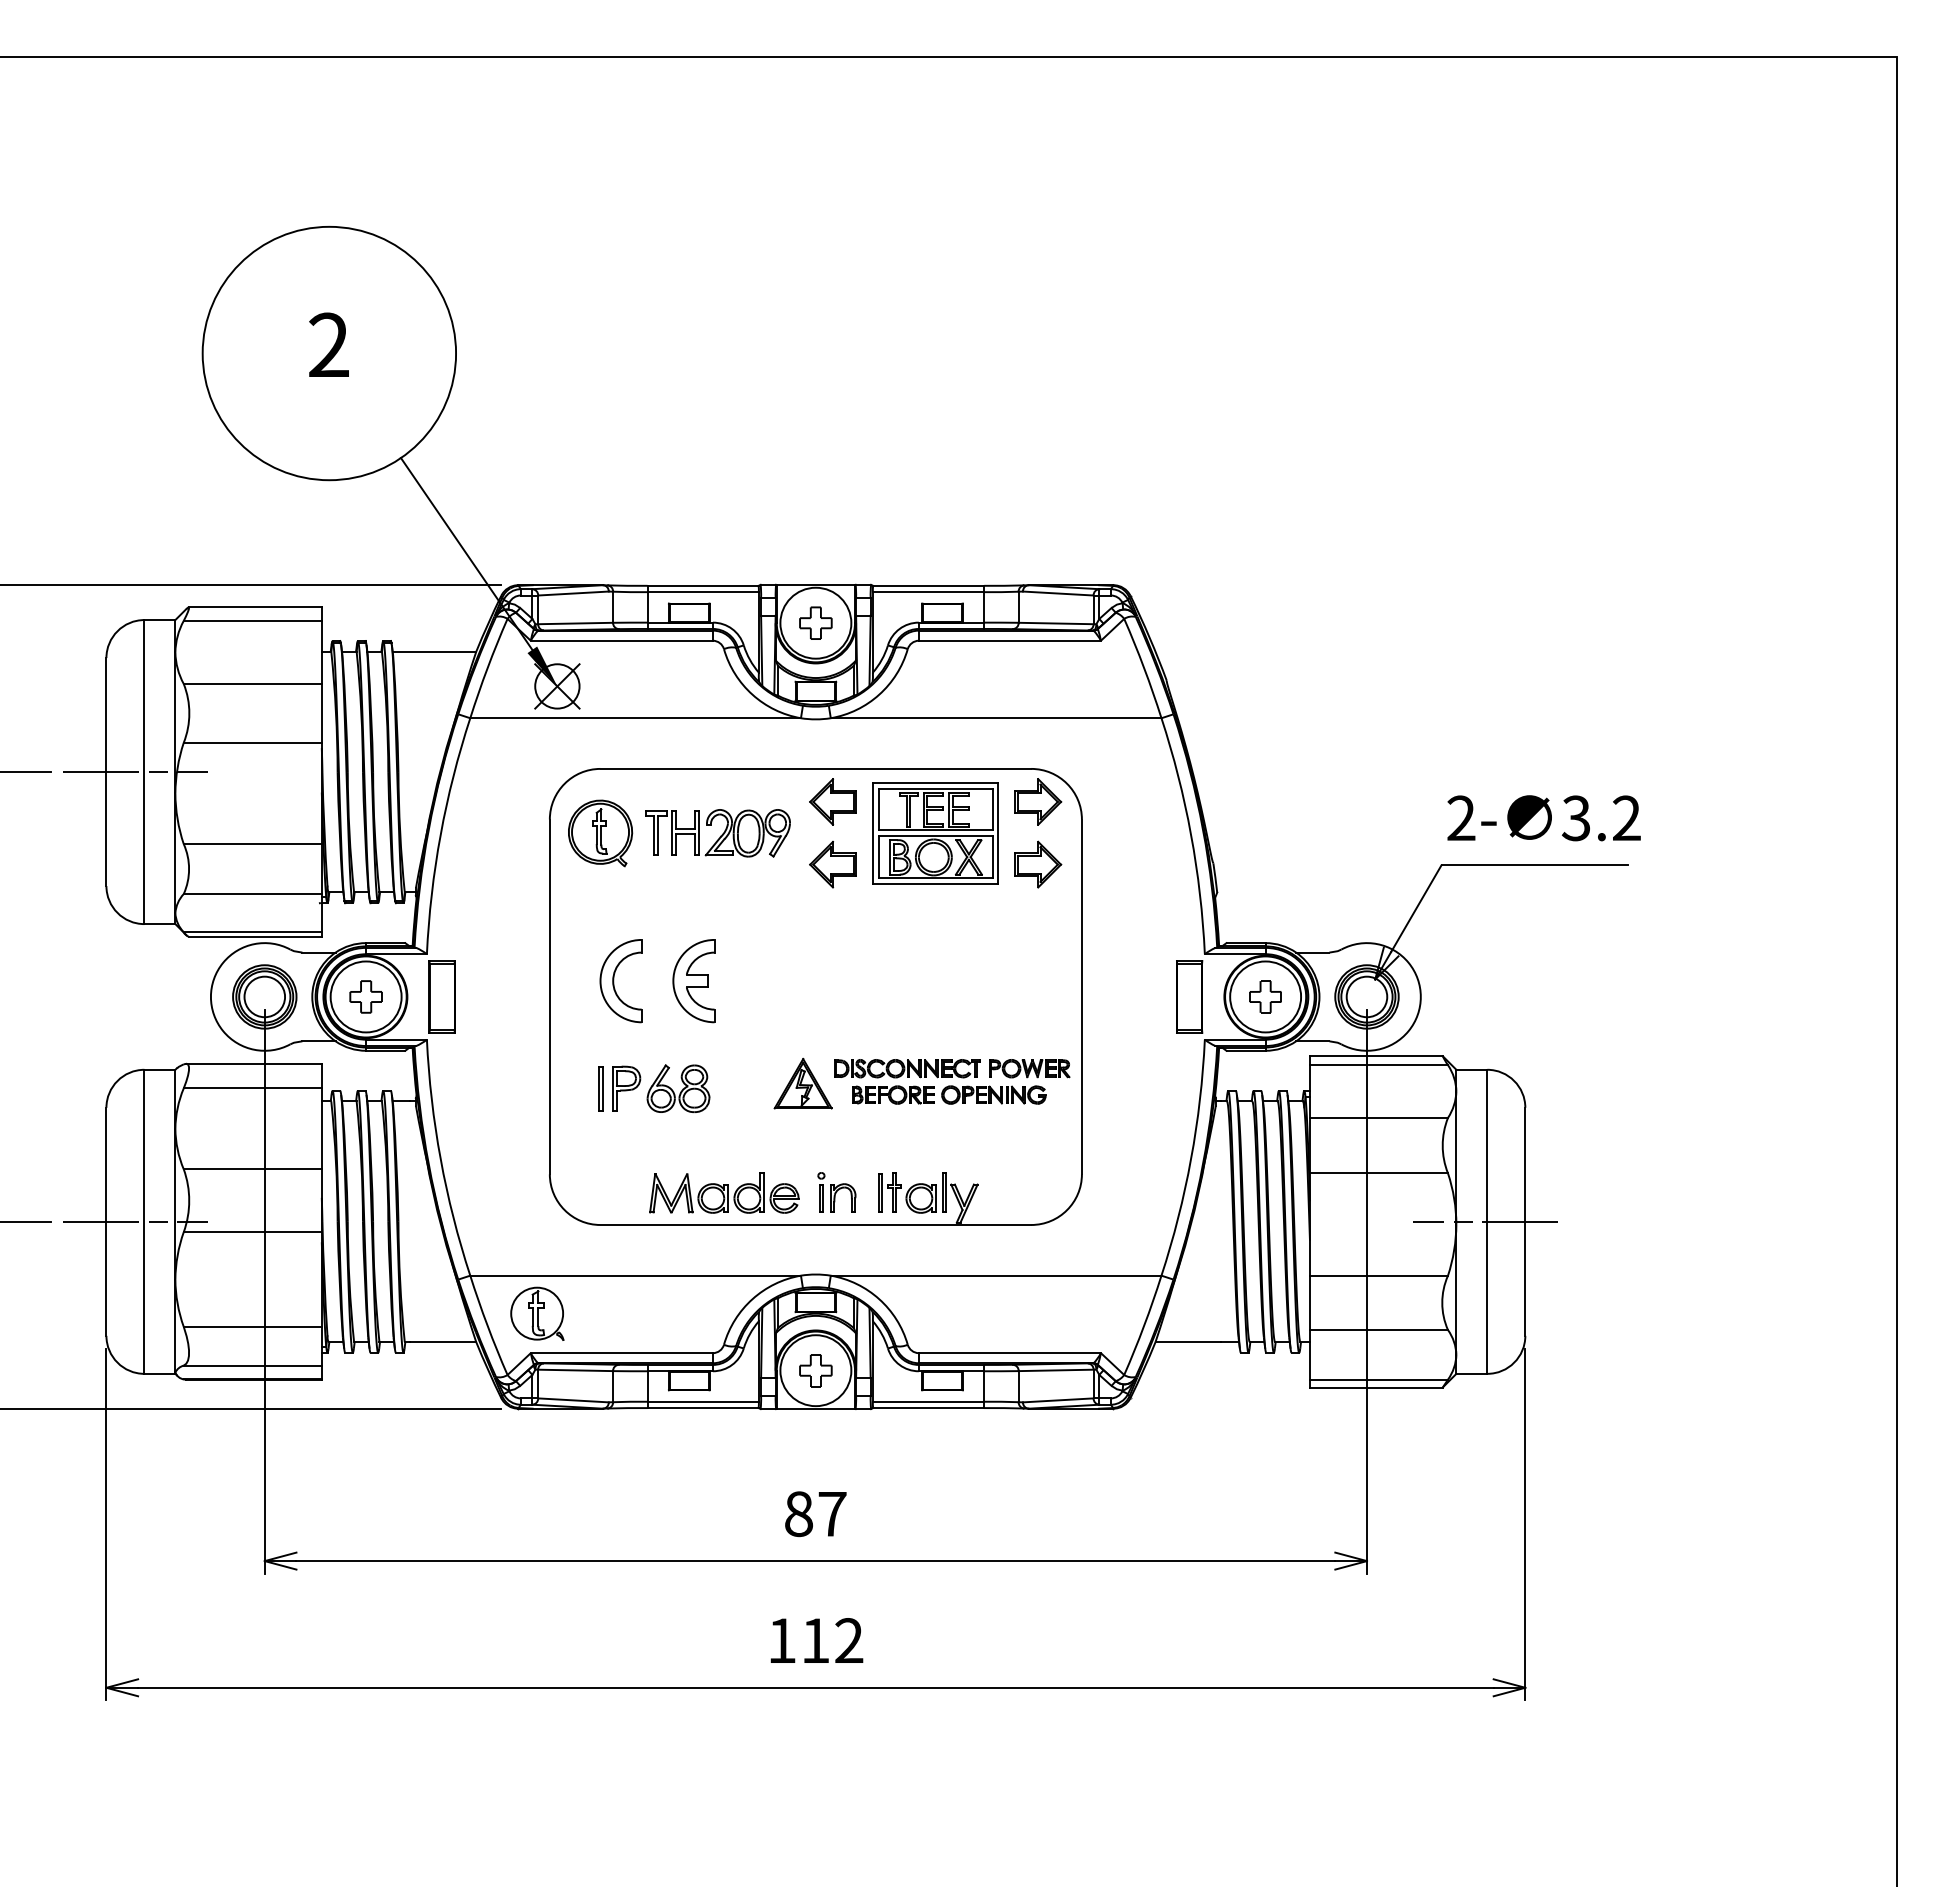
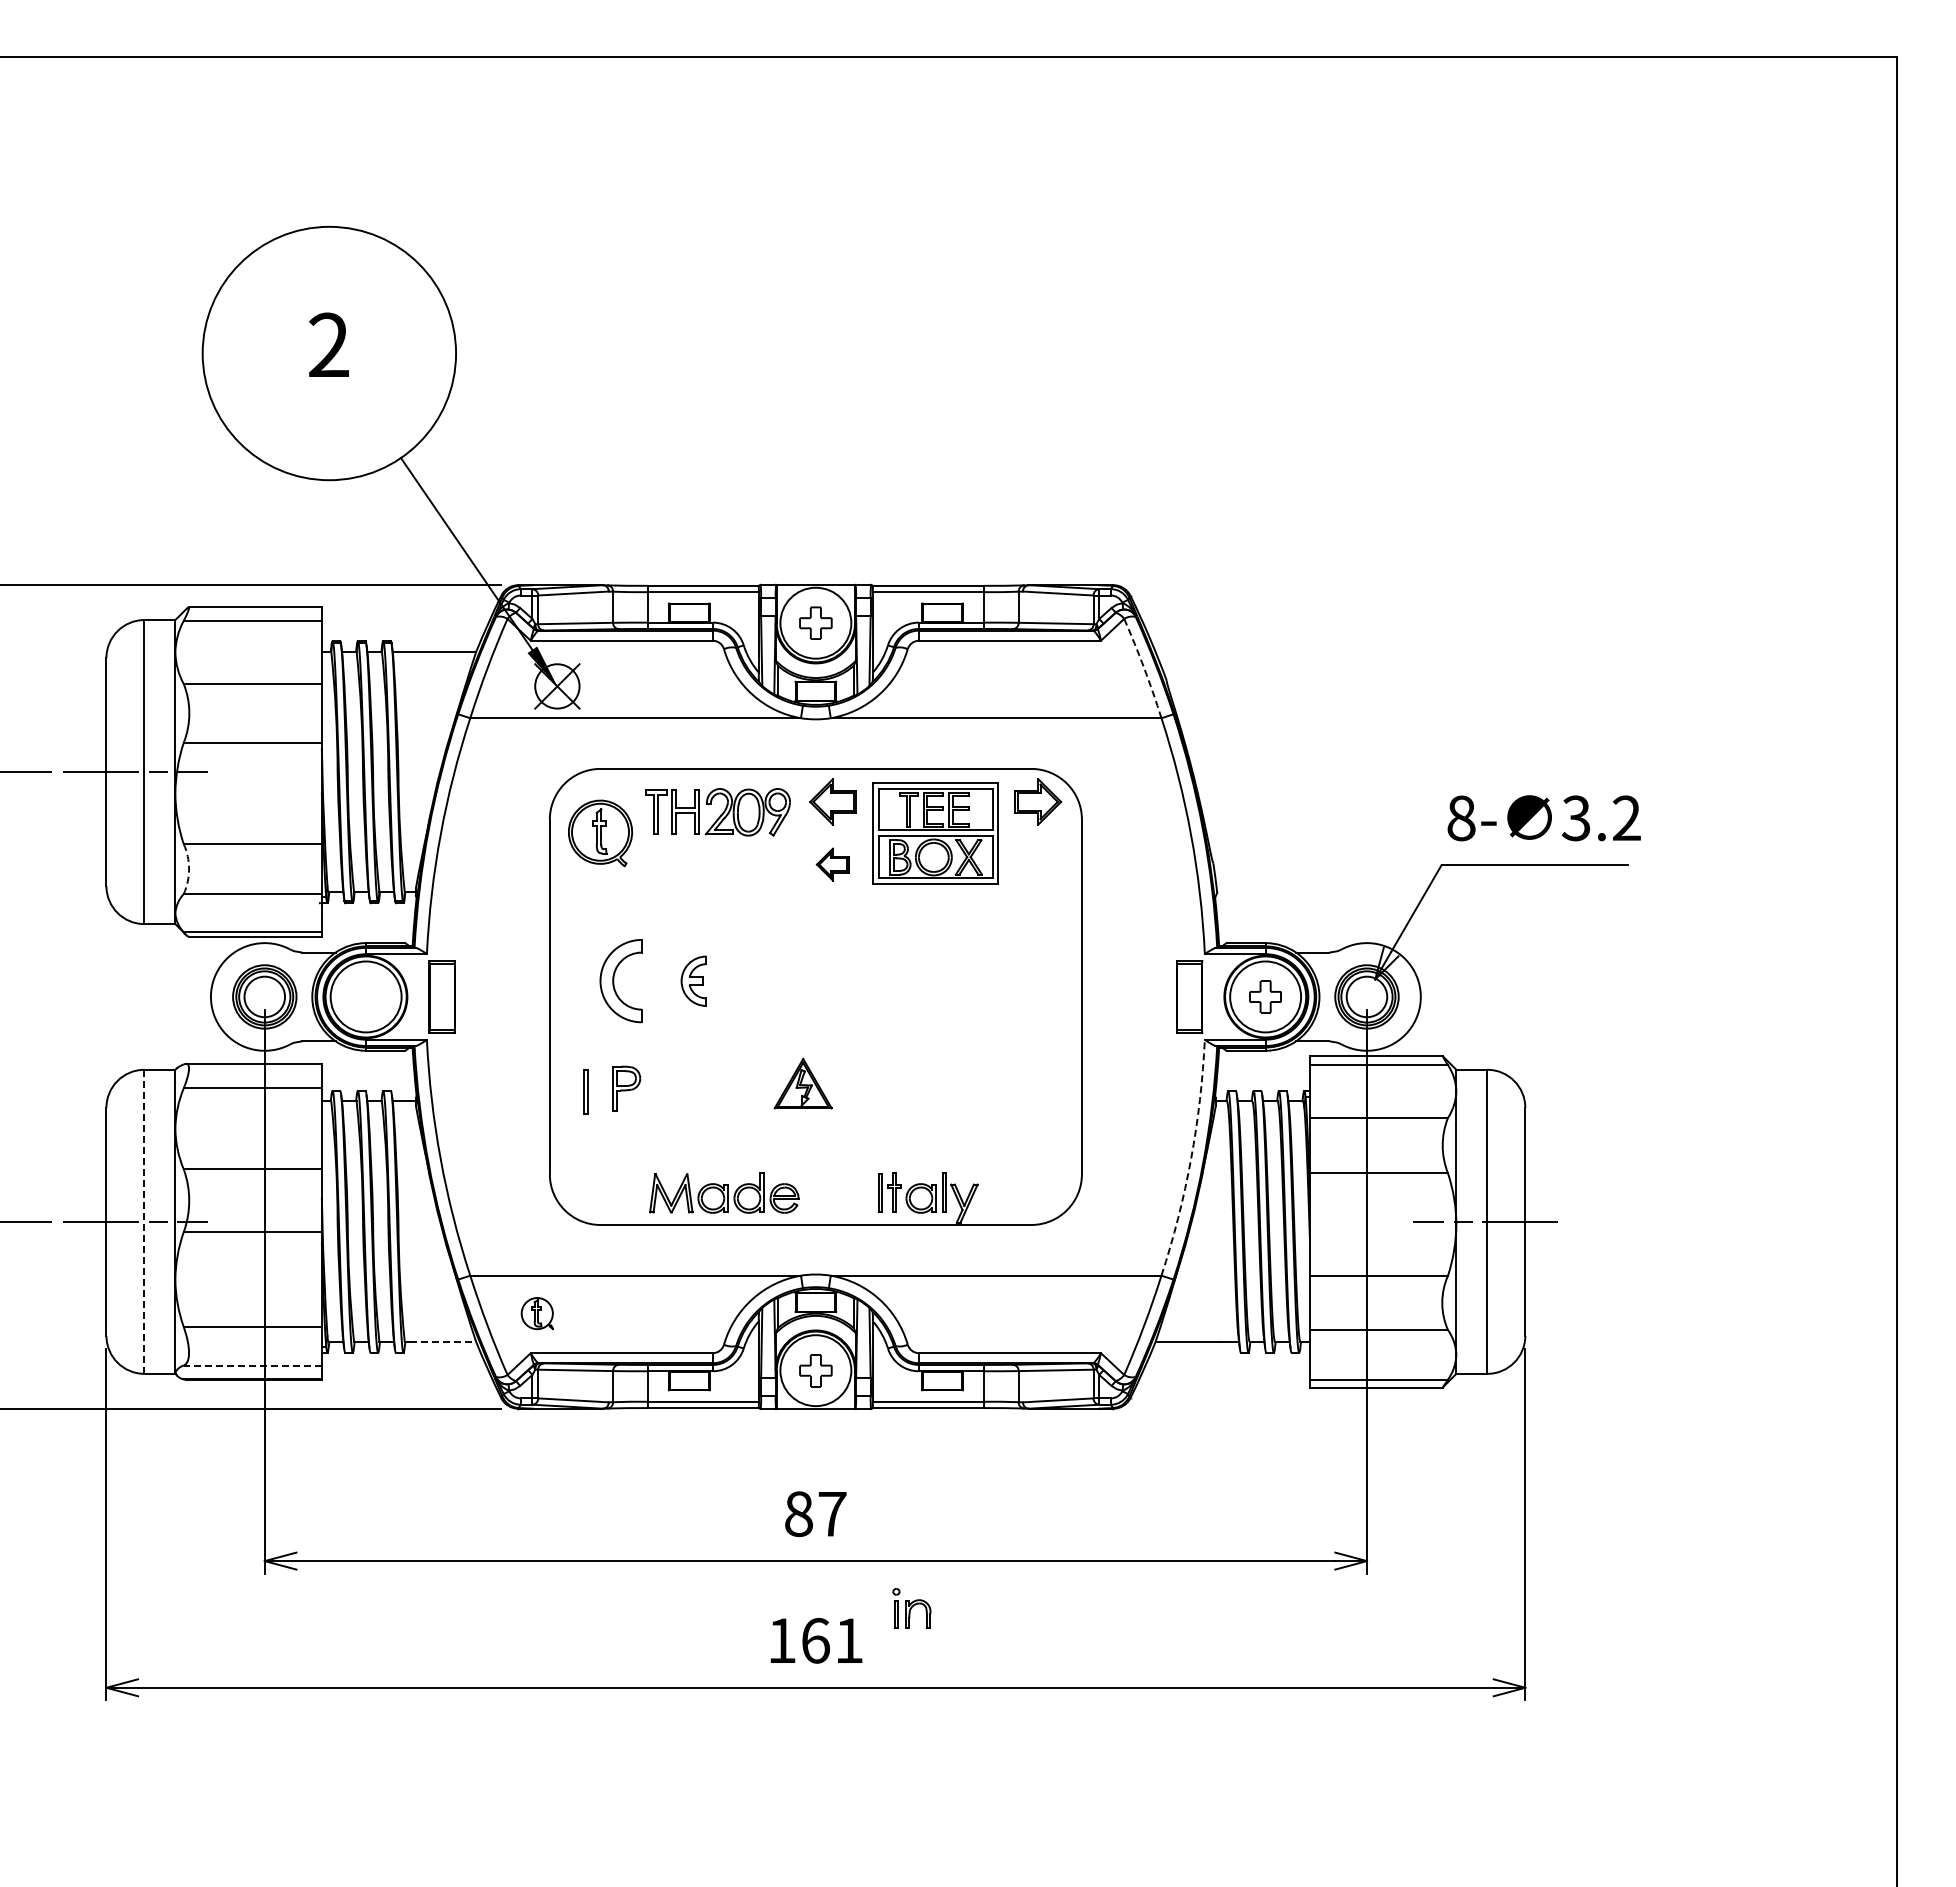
arc: solid -> dashed (1144, 668)
text: 2- -> 8- (1461, 818)
part position: (717, 833) -> (717, 812) (717, 812)
part size: 48x49 px -> 35x35 px (832, 864)
part: present -> none (1038, 864)
arc: solid -> dashed (189, 869)
part size: 44x85 px -> 27x52 px (693, 980)
part: present -> none (365, 996)
part: present -> none (952, 1081)
part position: (600, 1088) -> (585, 1091) (585, 1091)
part: present -> none (678, 1088)
arc: solid -> dashed (1191, 1159)
part position: (836, 1192) -> (911, 1608) (911, 1608)
line: solid -> dashed (144, 1222)
part size: 55x55 px -> 34x34 px (536, 1313)
line: solid -> dashed (443, 1342)
line: solid -> dashed (252, 1365)
text: 112 -> 161 (832, 1640)
